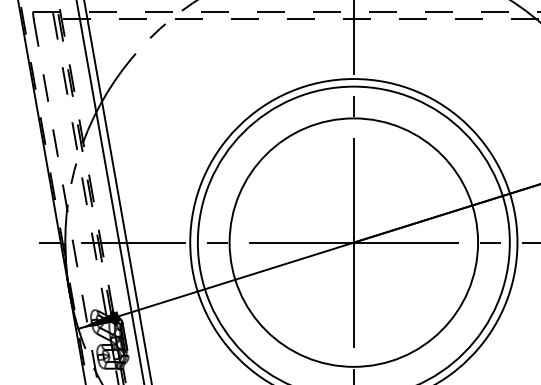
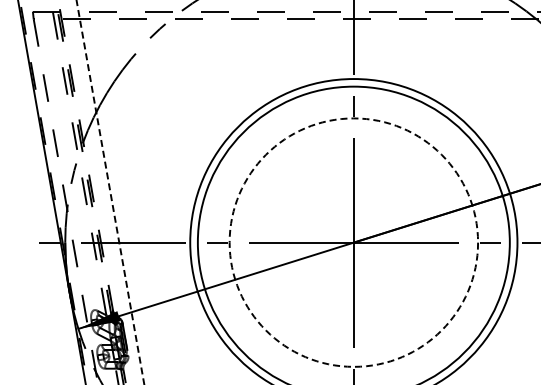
line: present -> none (117, 191)
line: solid -> dashed (110, 192)
circle: solid -> dashed (353, 242)
